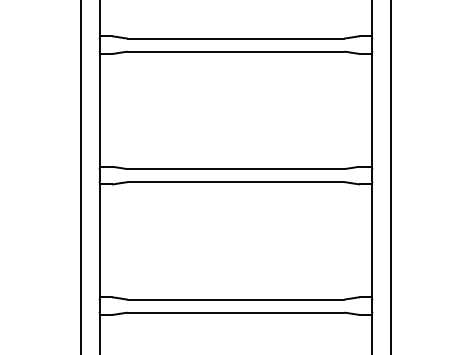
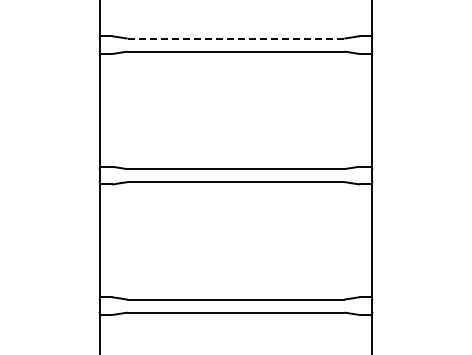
line: solid -> dashed (236, 38)
line: present -> none (81, 176)
line: present -> none (390, 176)
